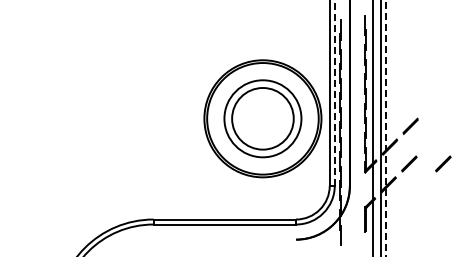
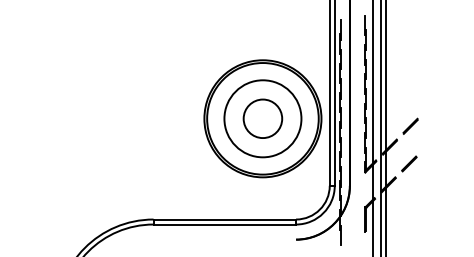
line: dashed -> solid (334, 92)
circle diameter: 62 px -> 39 px (262, 118)
line: dashed -> solid (385, 128)
line: present -> none (443, 163)
